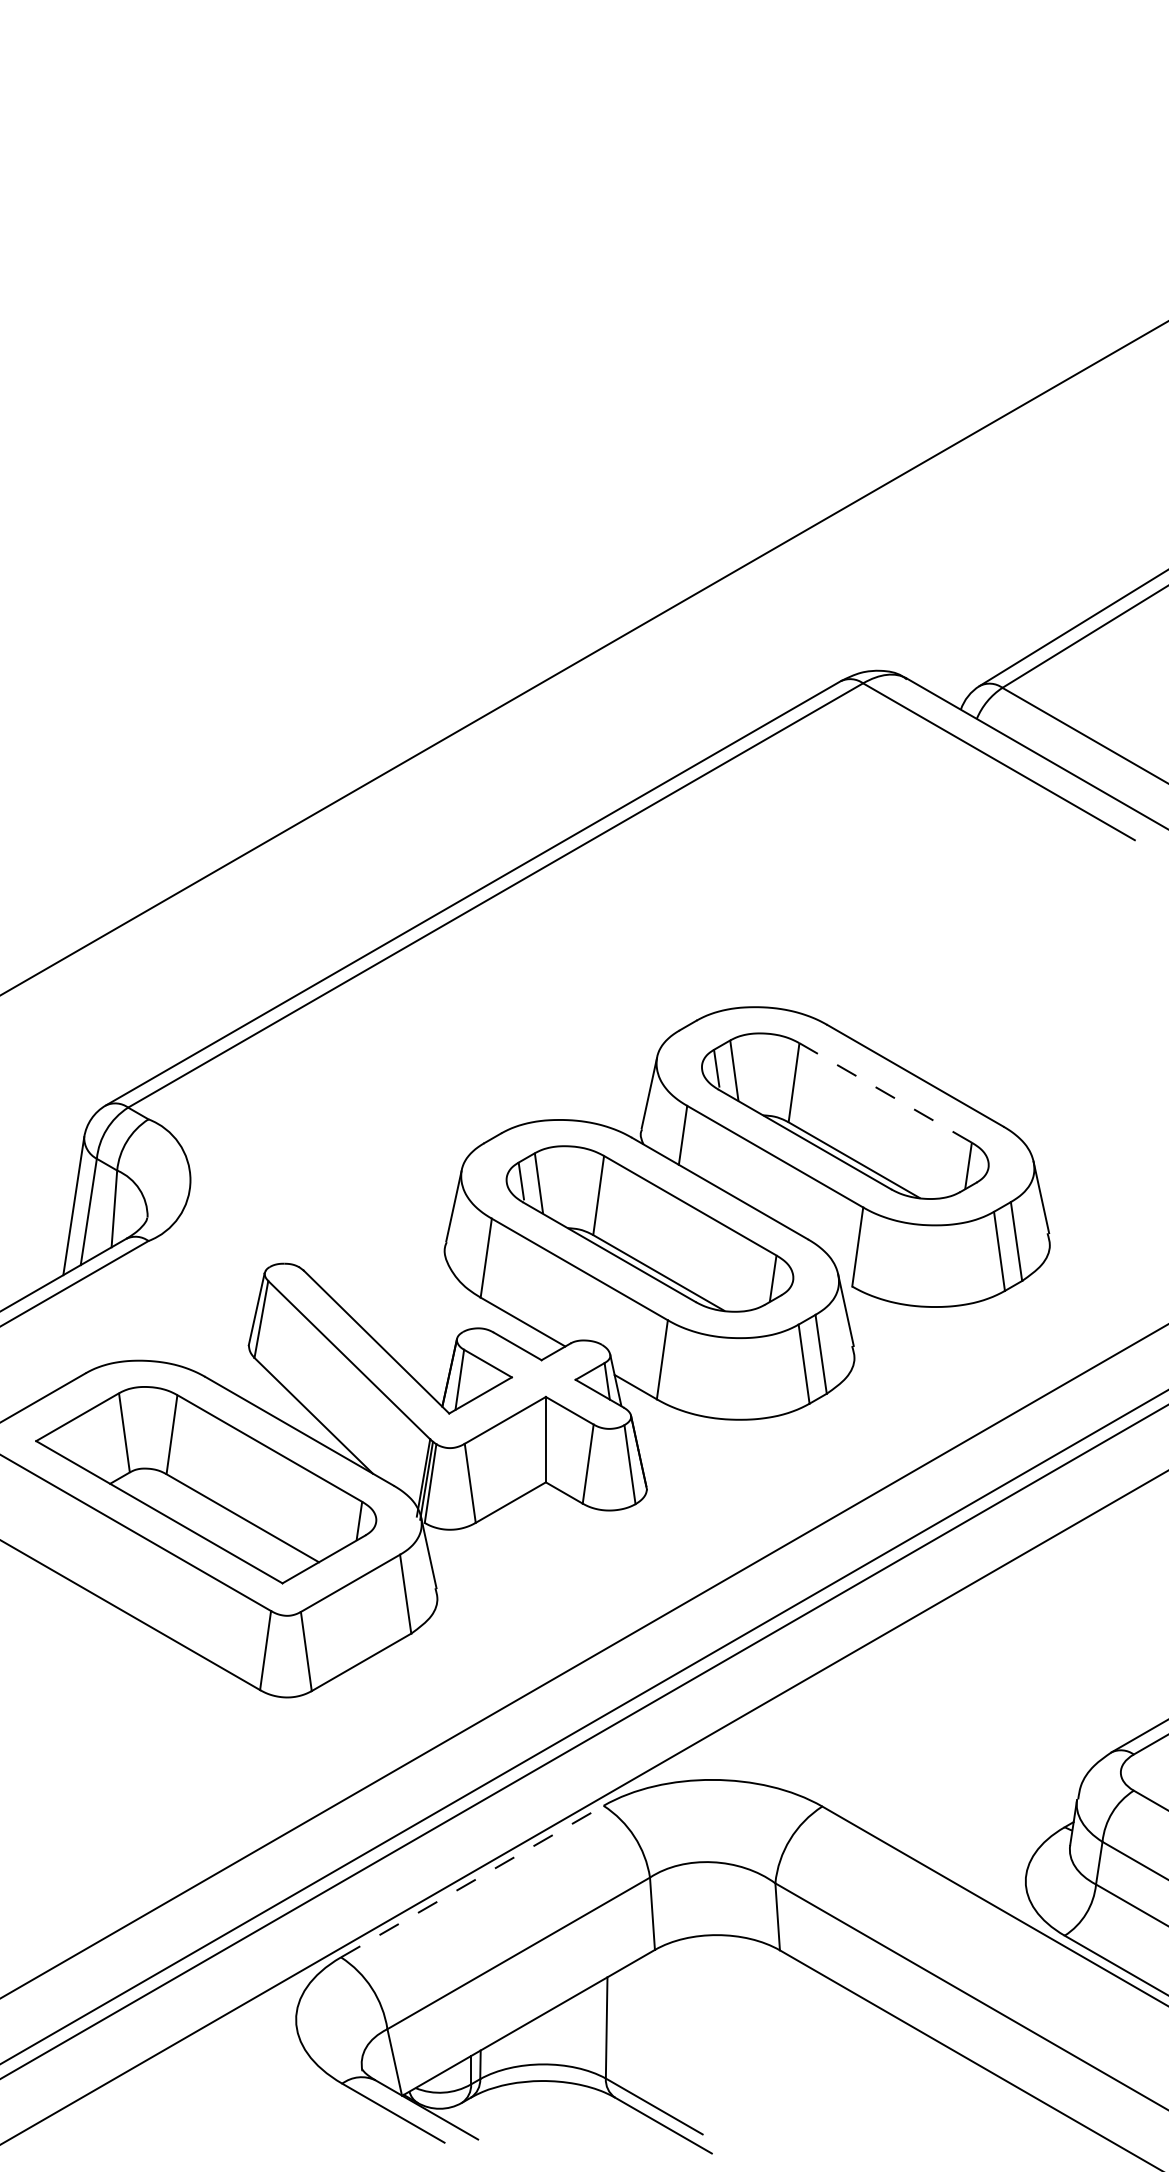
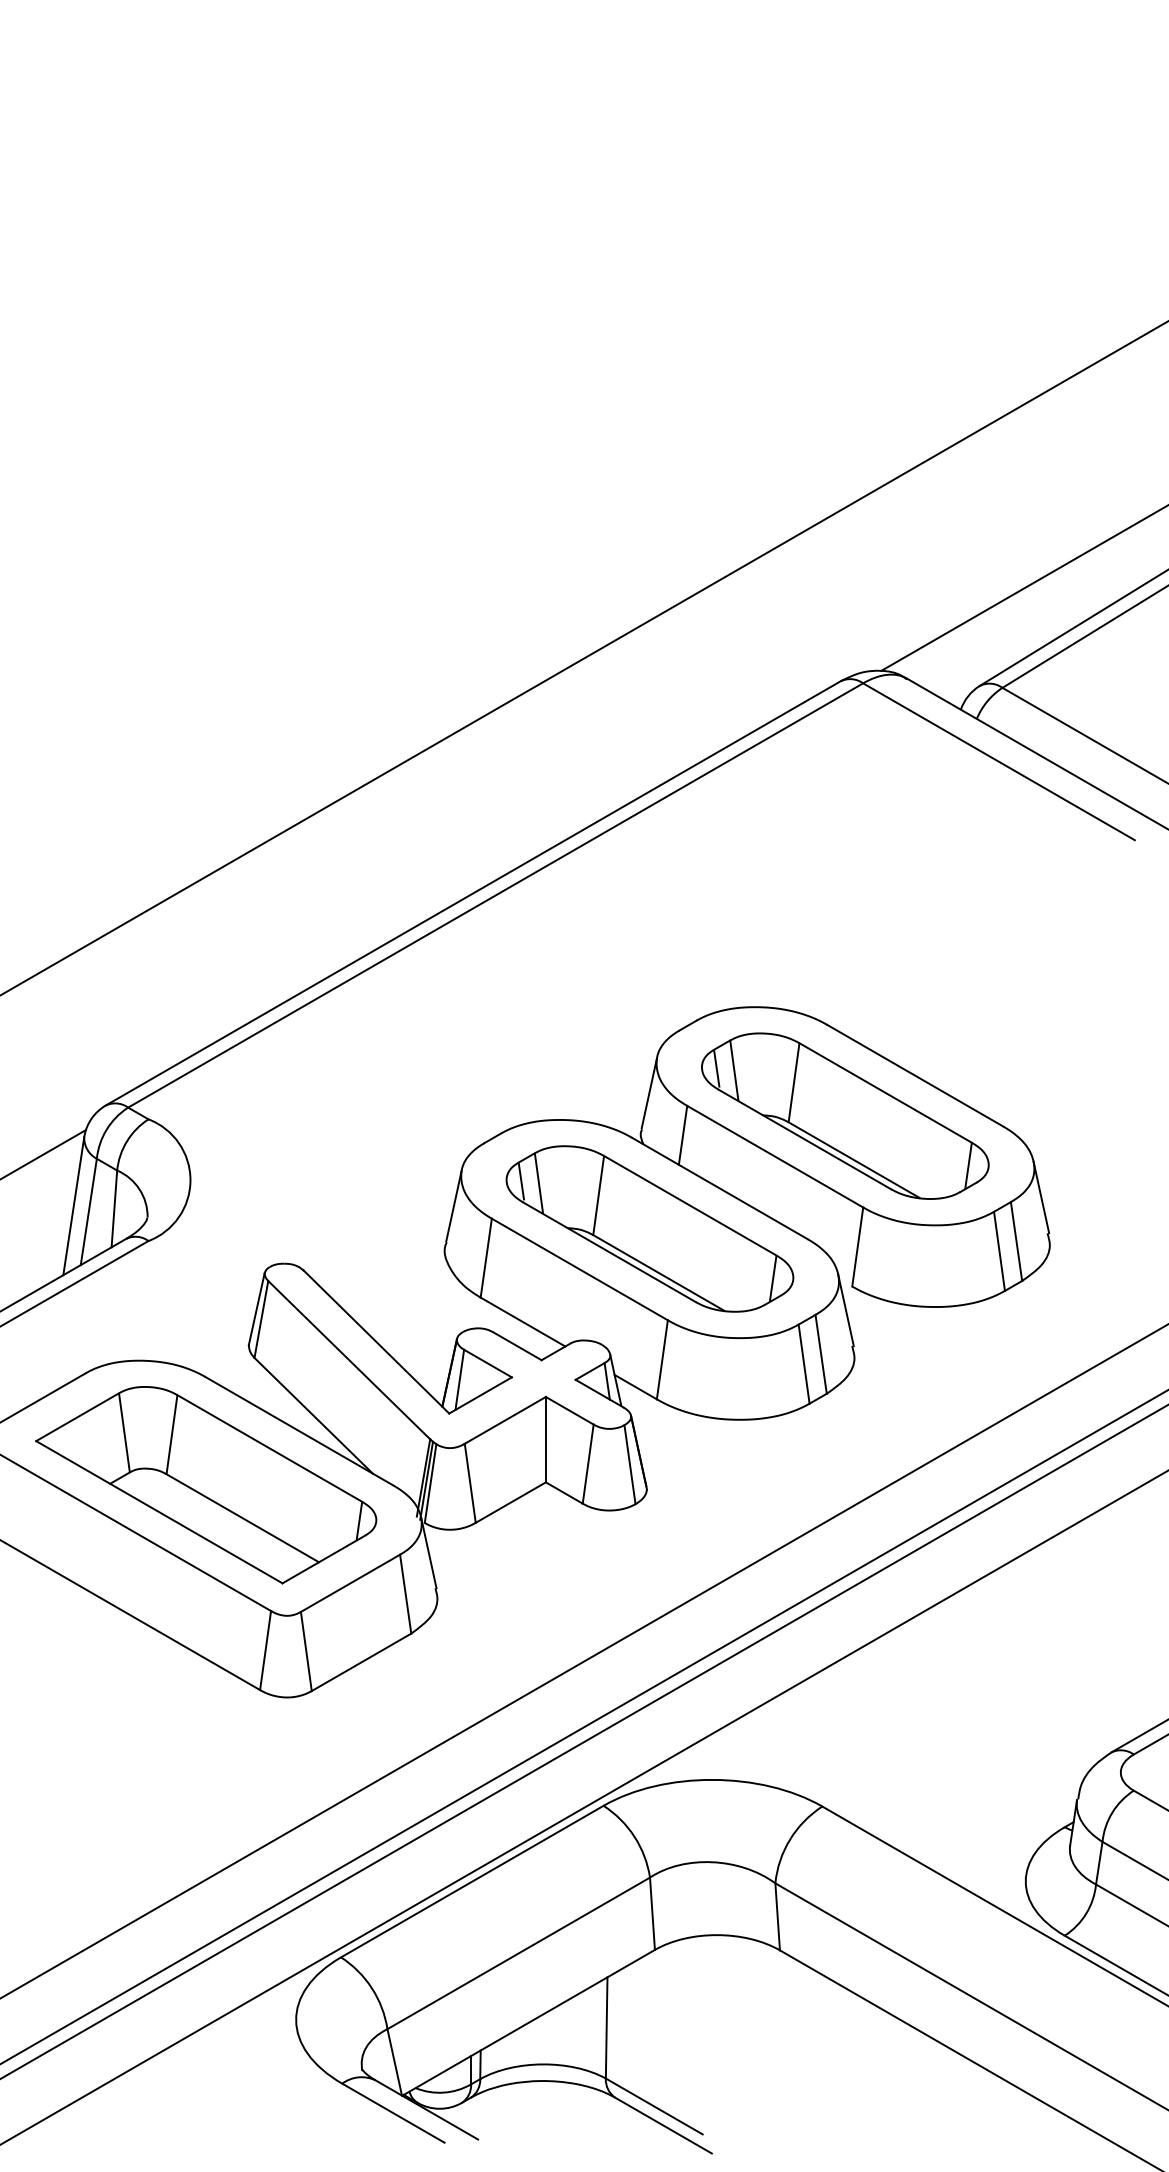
line: none -> present (1023, 588)
line: dashed -> solid (885, 1092)
line: none -> present (43, 1154)
line: dashed -> solid (472, 1881)
